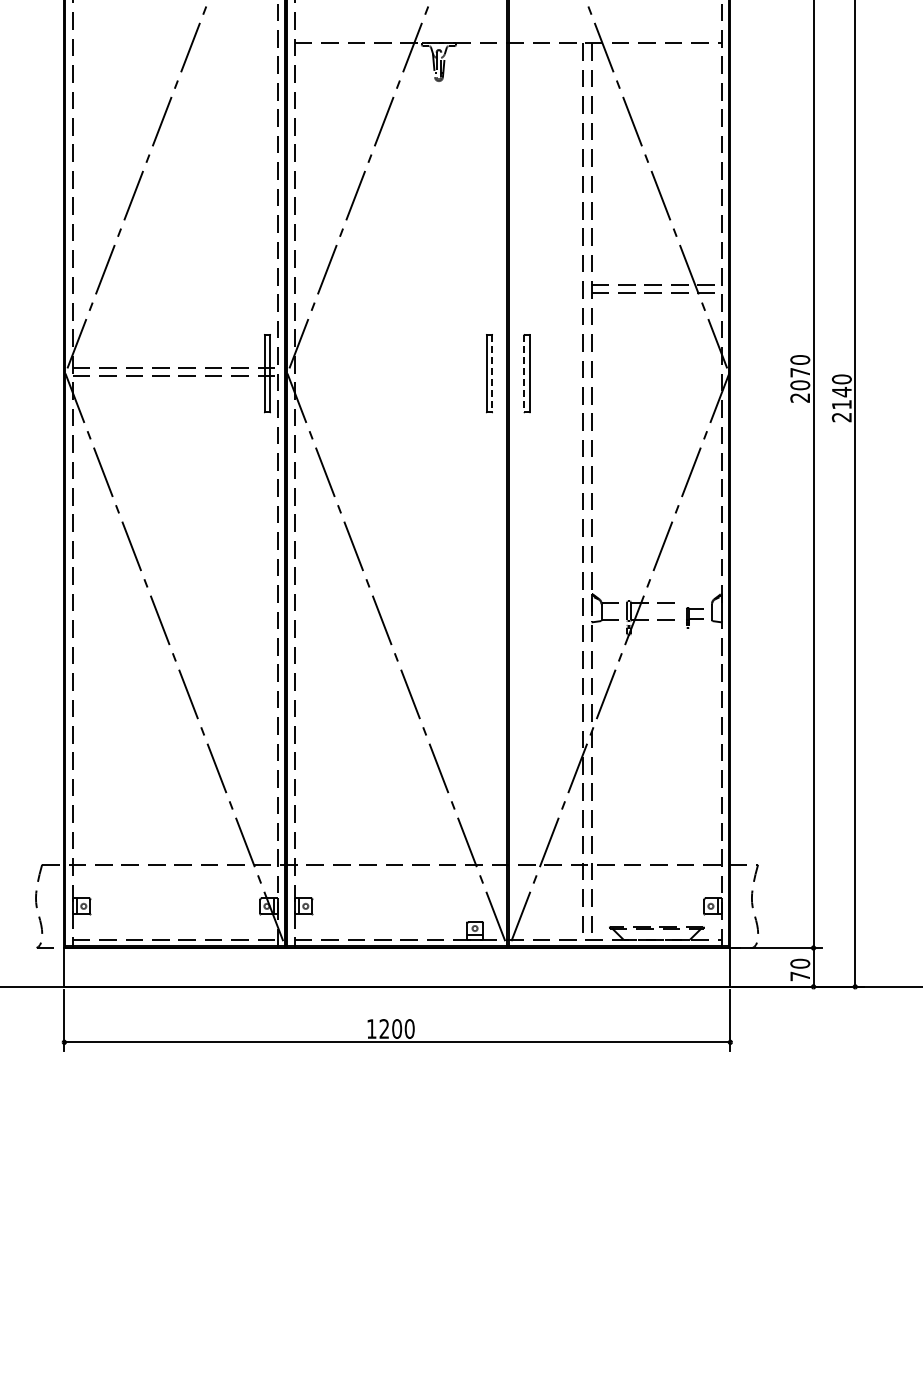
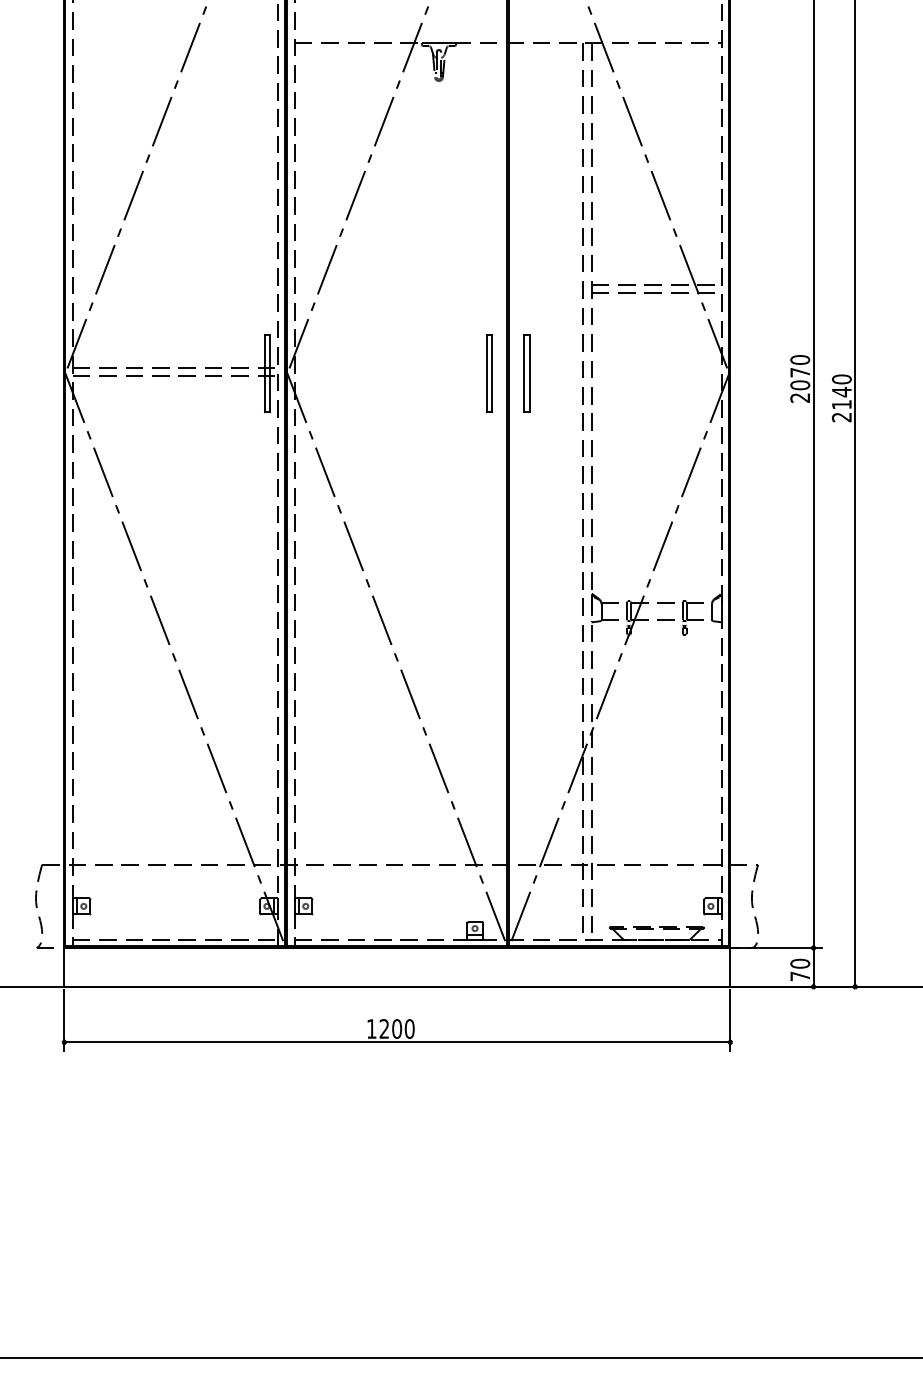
line: dashed -> solid (492, 374)
line: dashed -> solid (524, 374)
part size: 18x22 px -> 22x36 px (692, 617)
line: none -> present (460, 1358)
